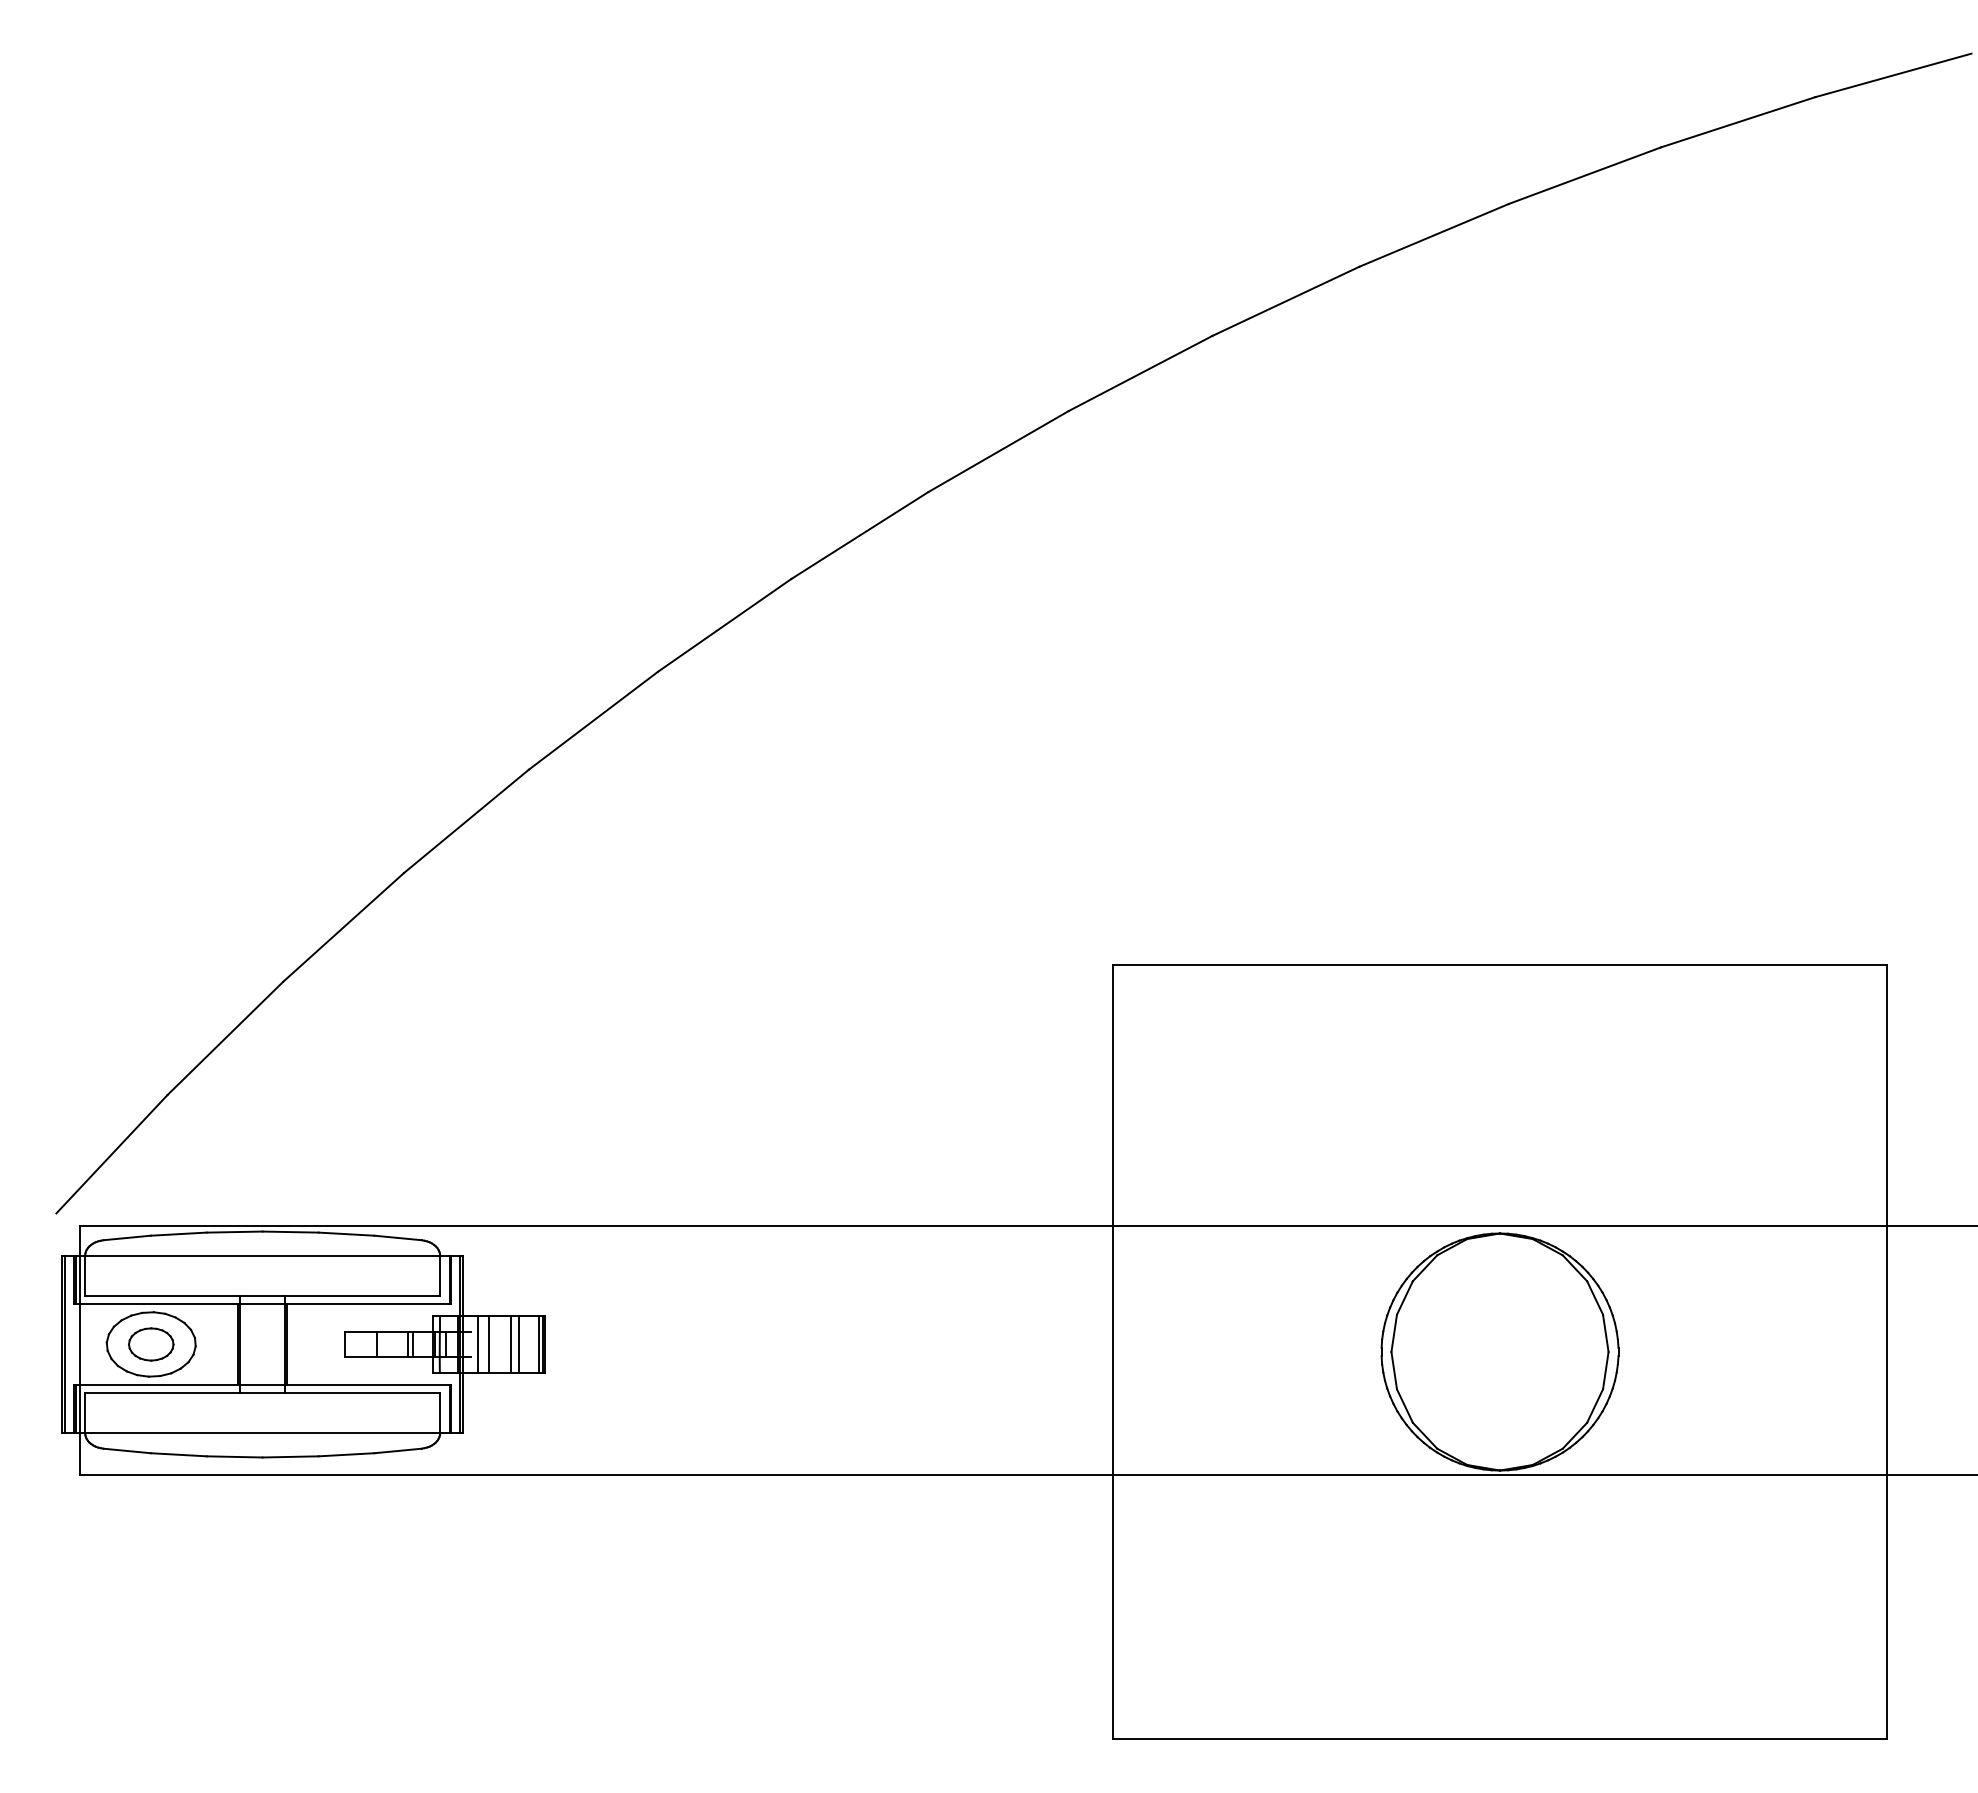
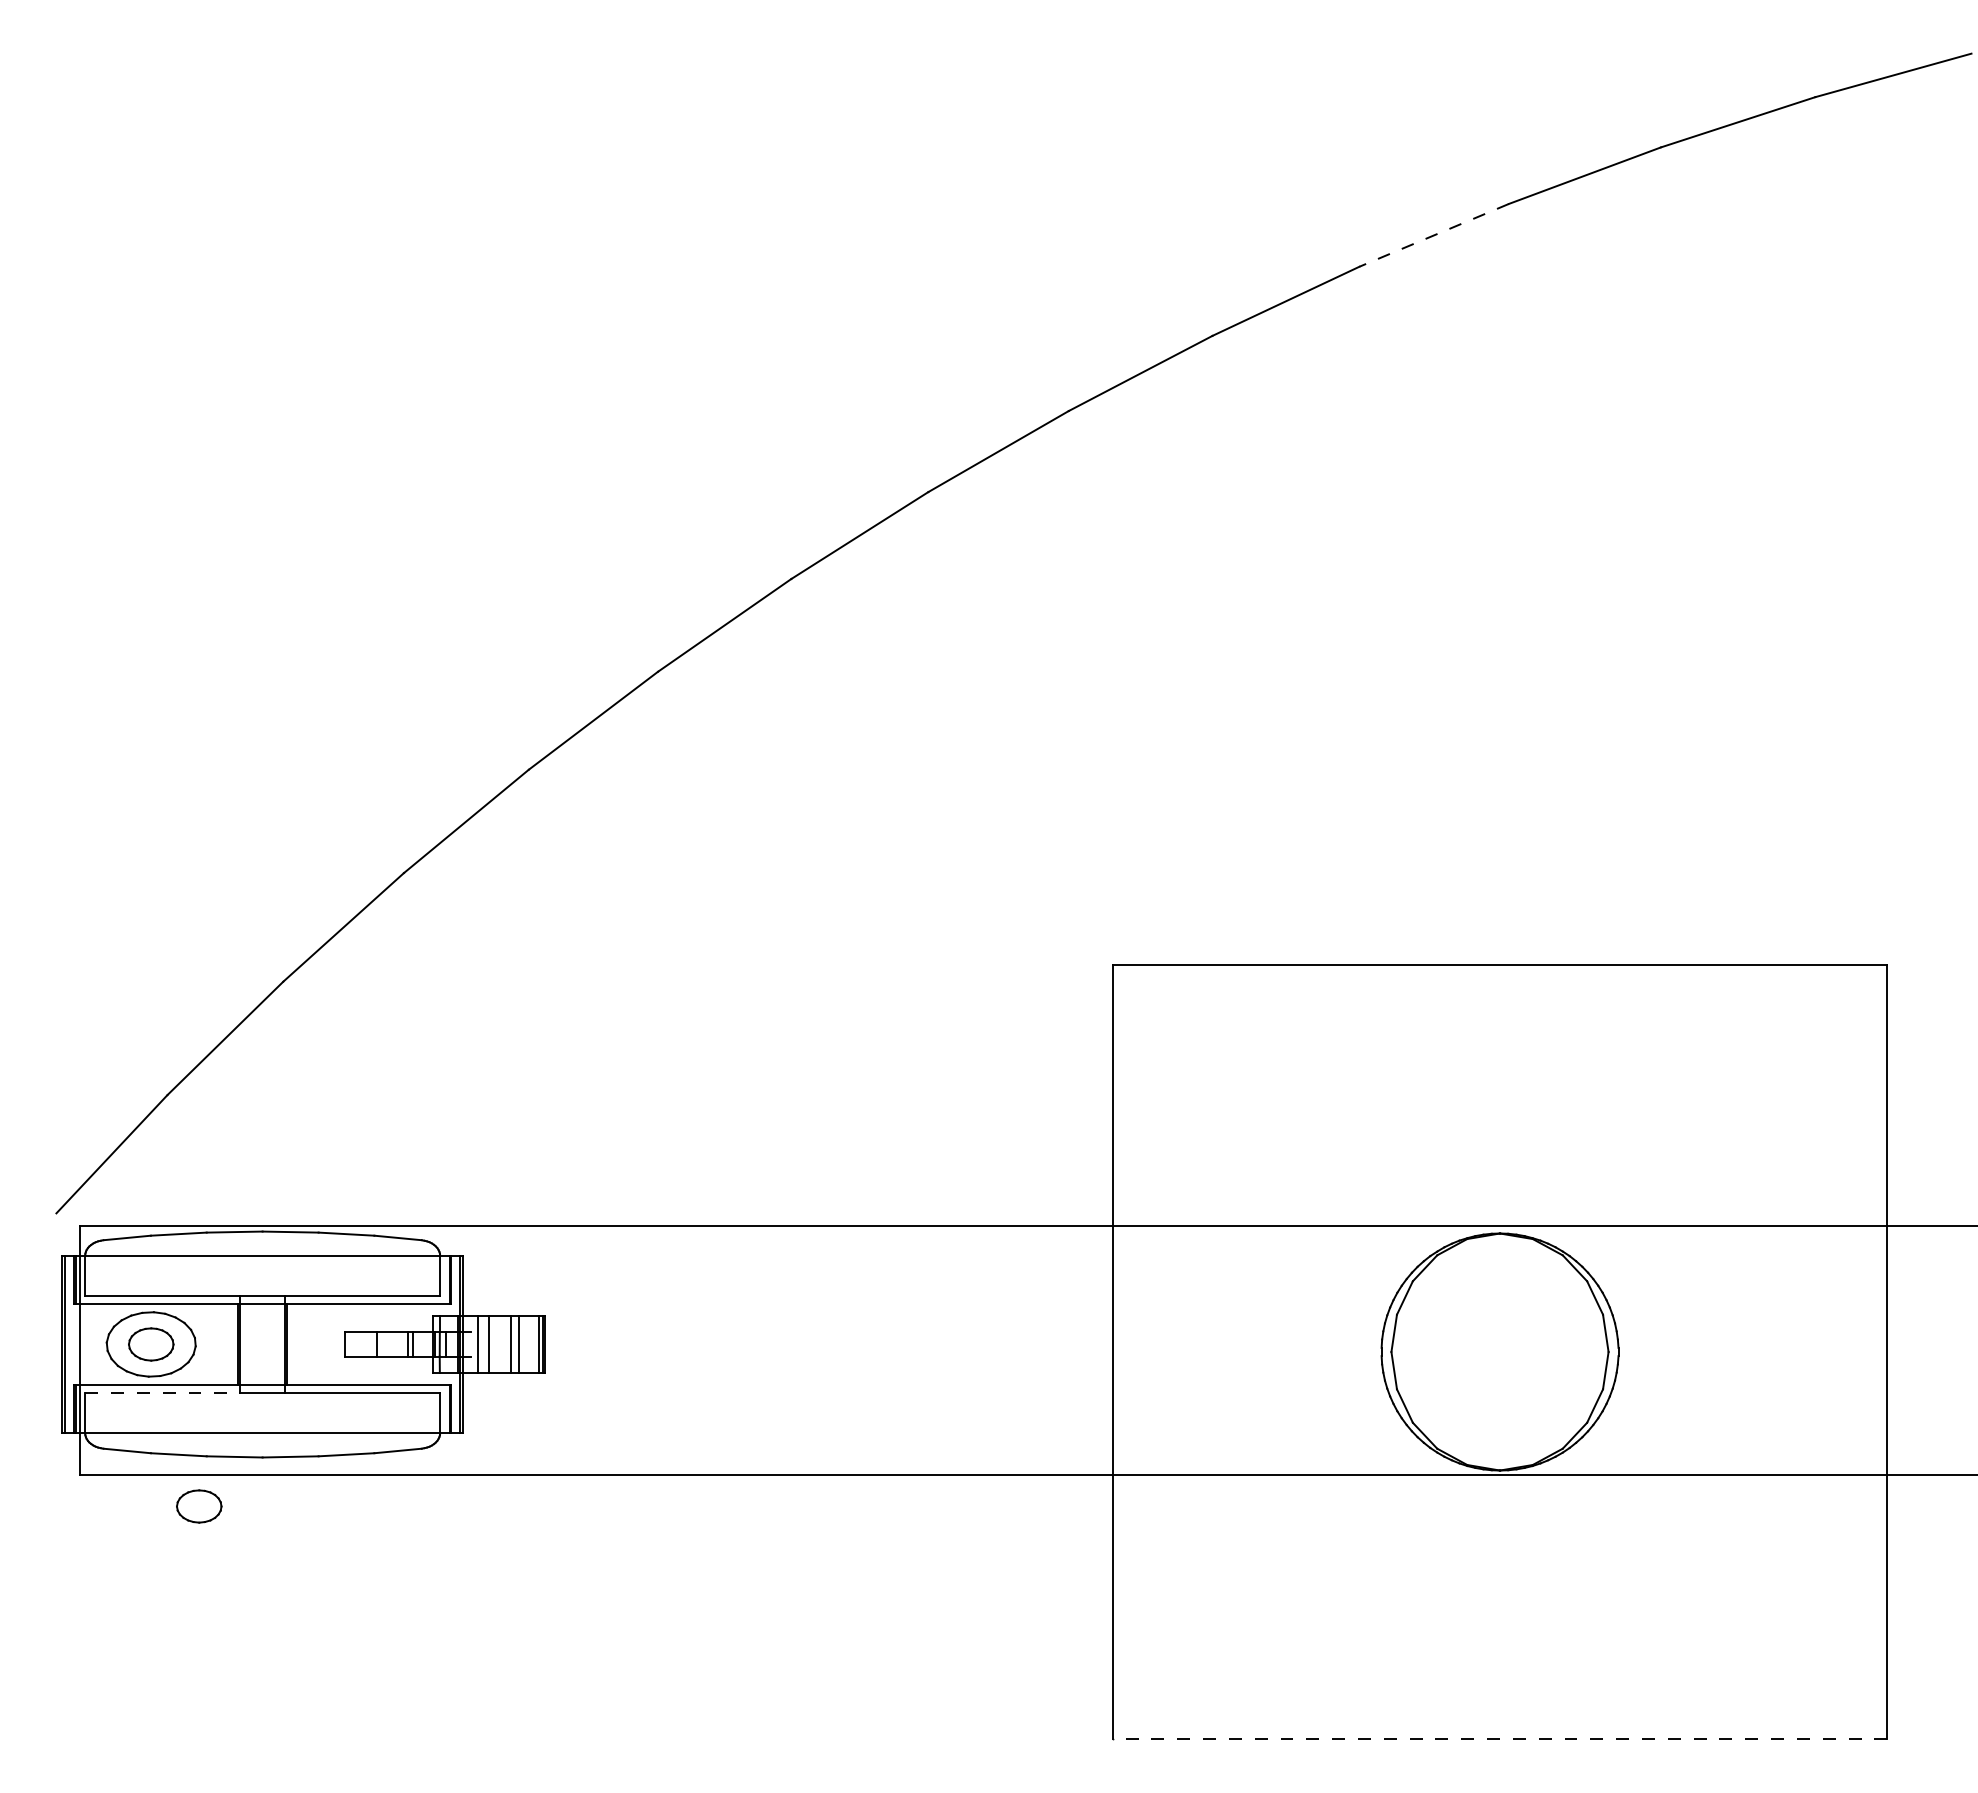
line: solid -> dashed (1433, 235)
line: solid -> dashed (162, 1392)
part: none -> present (199, 1506)
line: solid -> dashed (1499, 1739)
